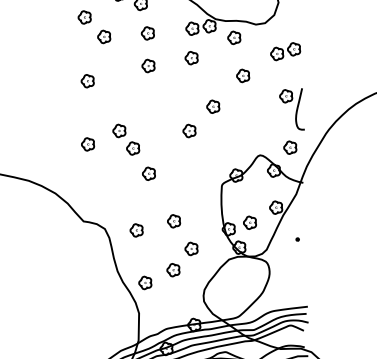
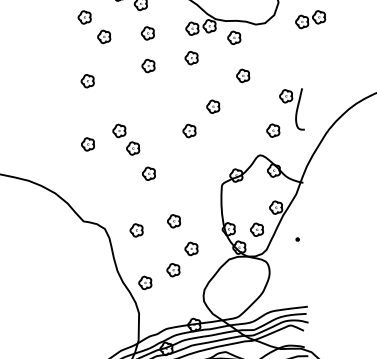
part position: (285, 51) -> (310, 19) (310, 19)
part position: (290, 147) -> (273, 130) (273, 130)
part position: (249, 222) -> (256, 229) (256, 229)
